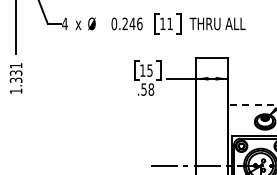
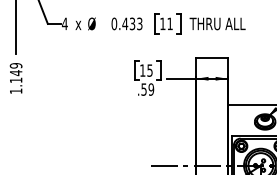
text: 0.246 -> 0.433 (132, 23)
text: 1.331 -> 1.149 (15, 73)
text: .58 -> .59 (151, 89)
line: dashed -> solid (251, 104)
